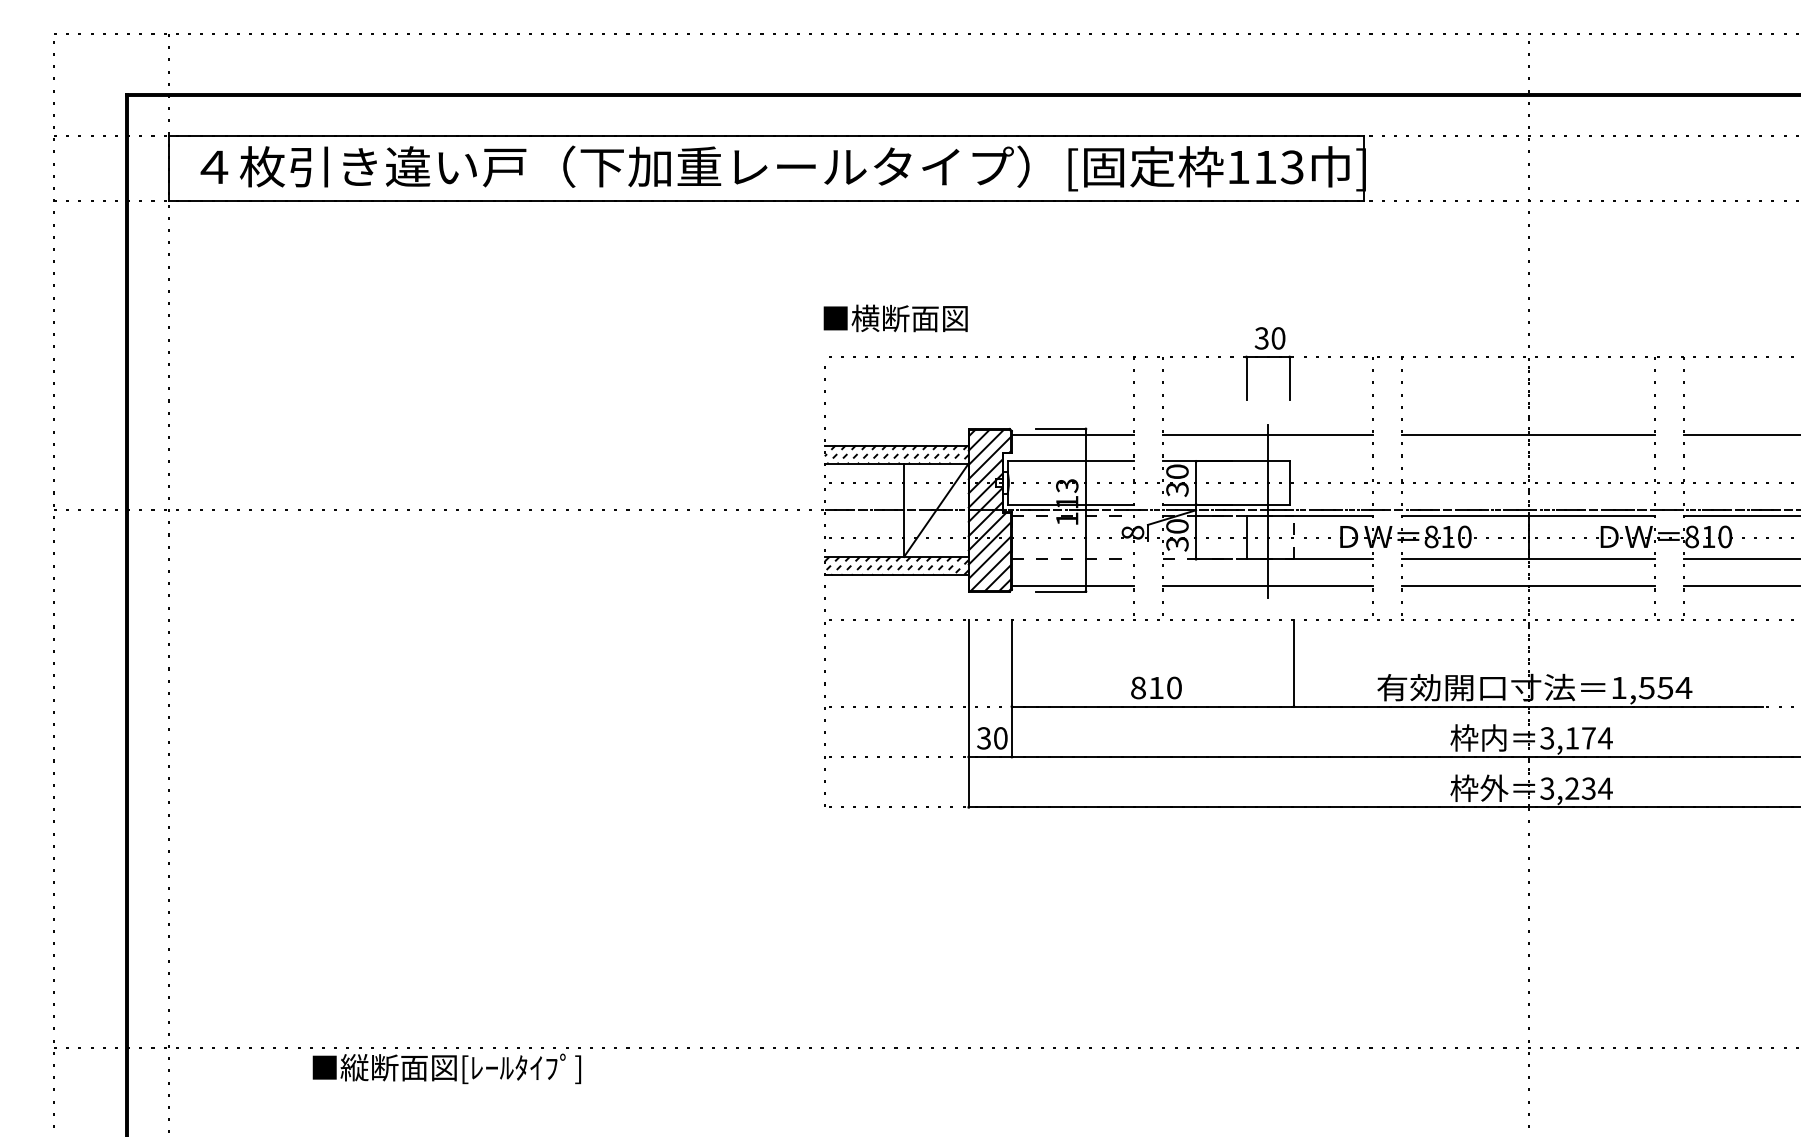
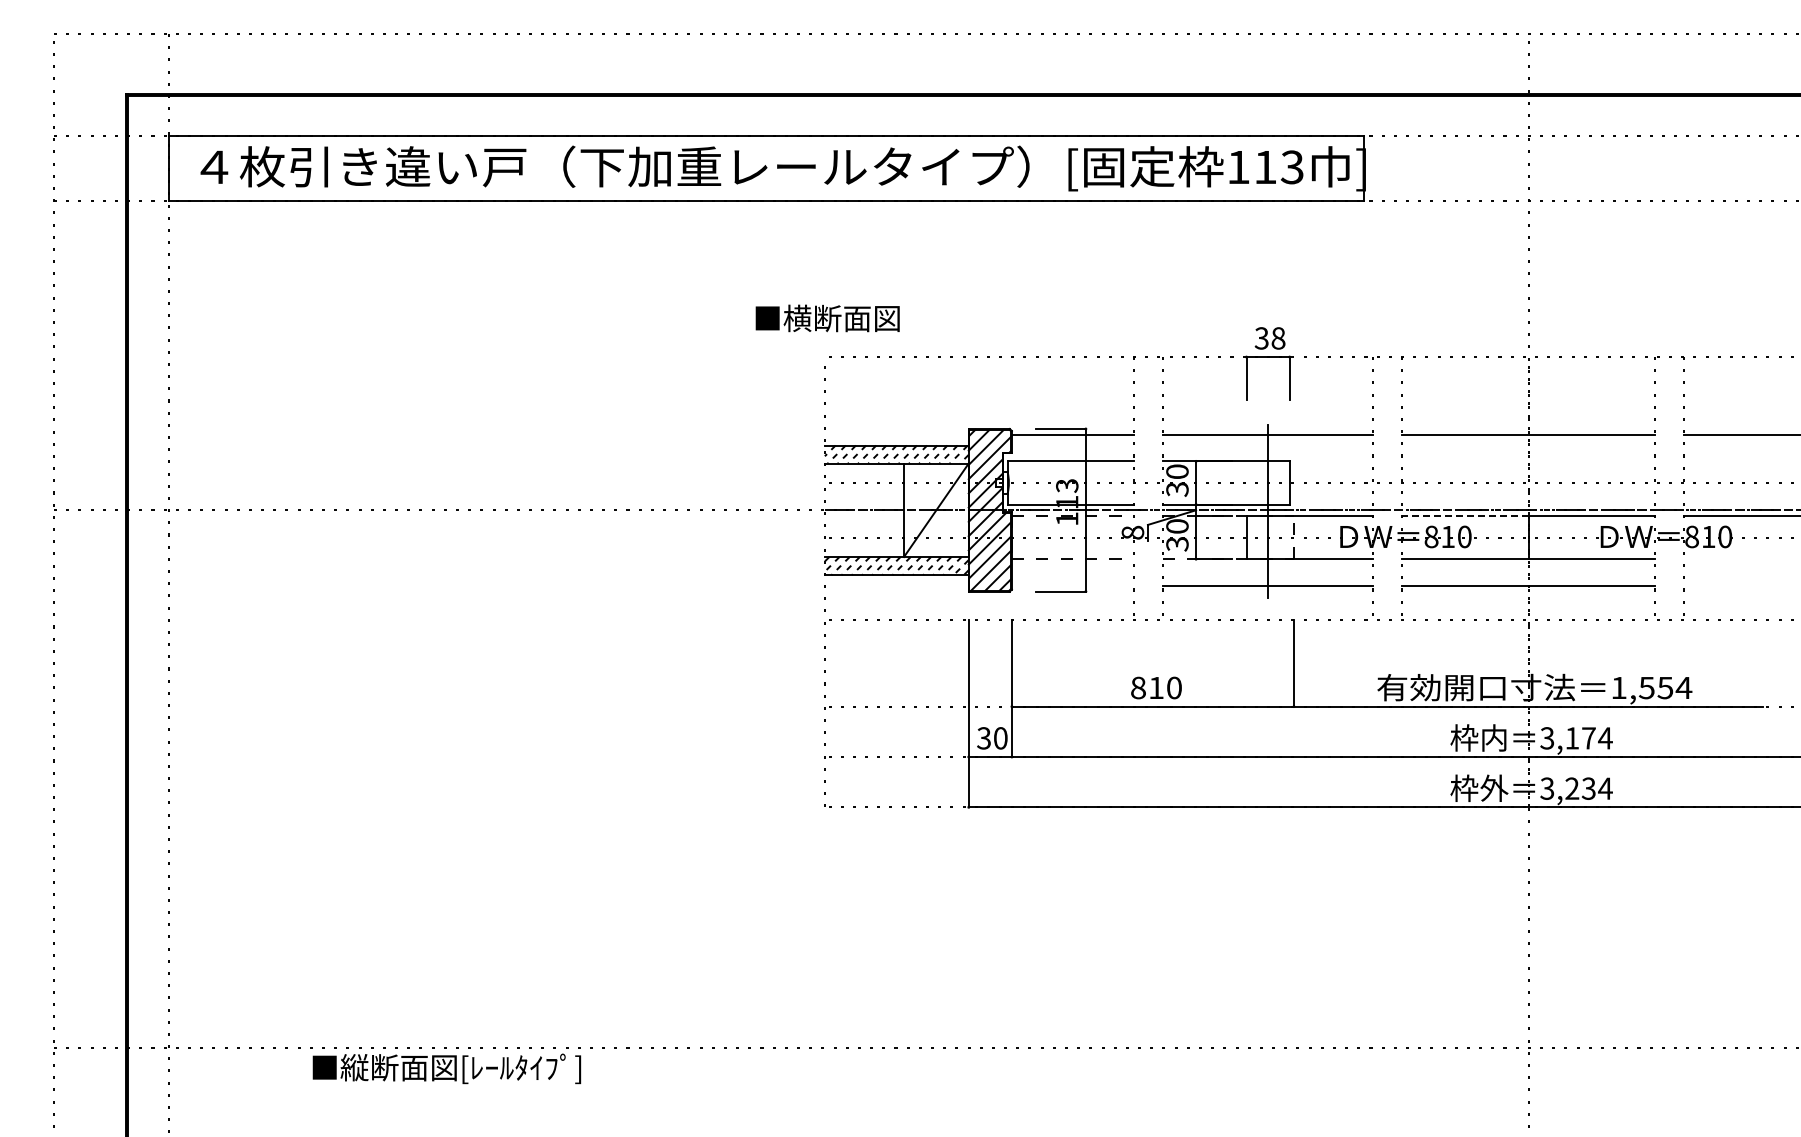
text position: (895, 318) -> (827, 318) (827, 318)
text: 30 -> 38 (1278, 338)
line: solid -> dashed (1464, 516)
line: present -> none (1740, 559)
line: present -> none (1072, 585)
line: present -> none (1740, 585)
